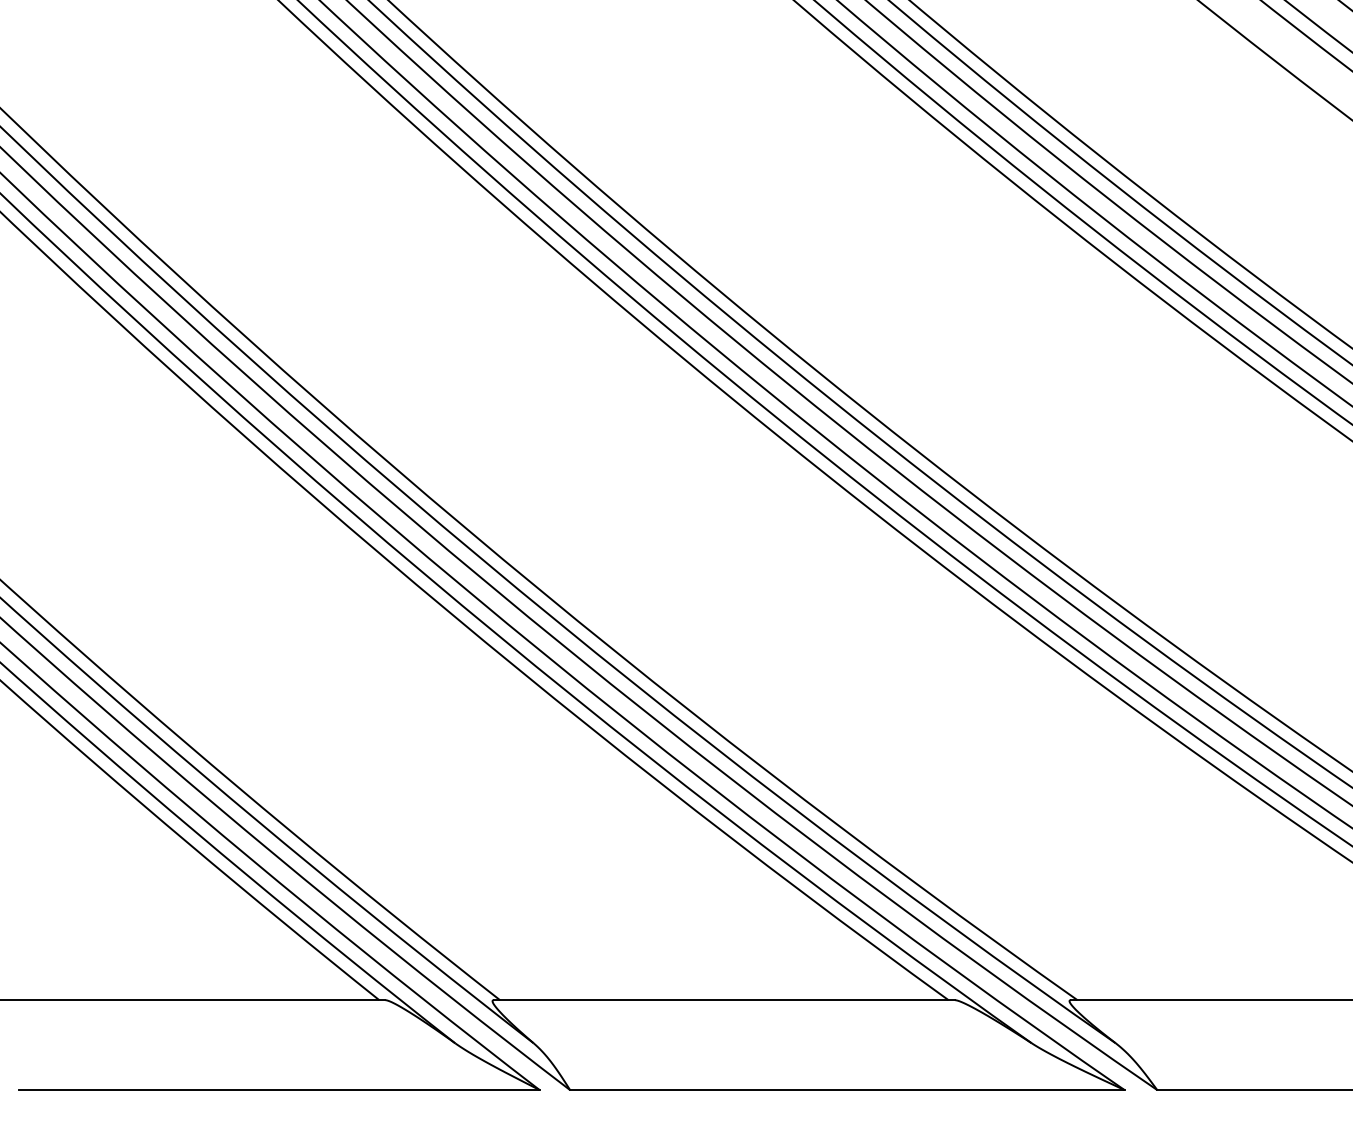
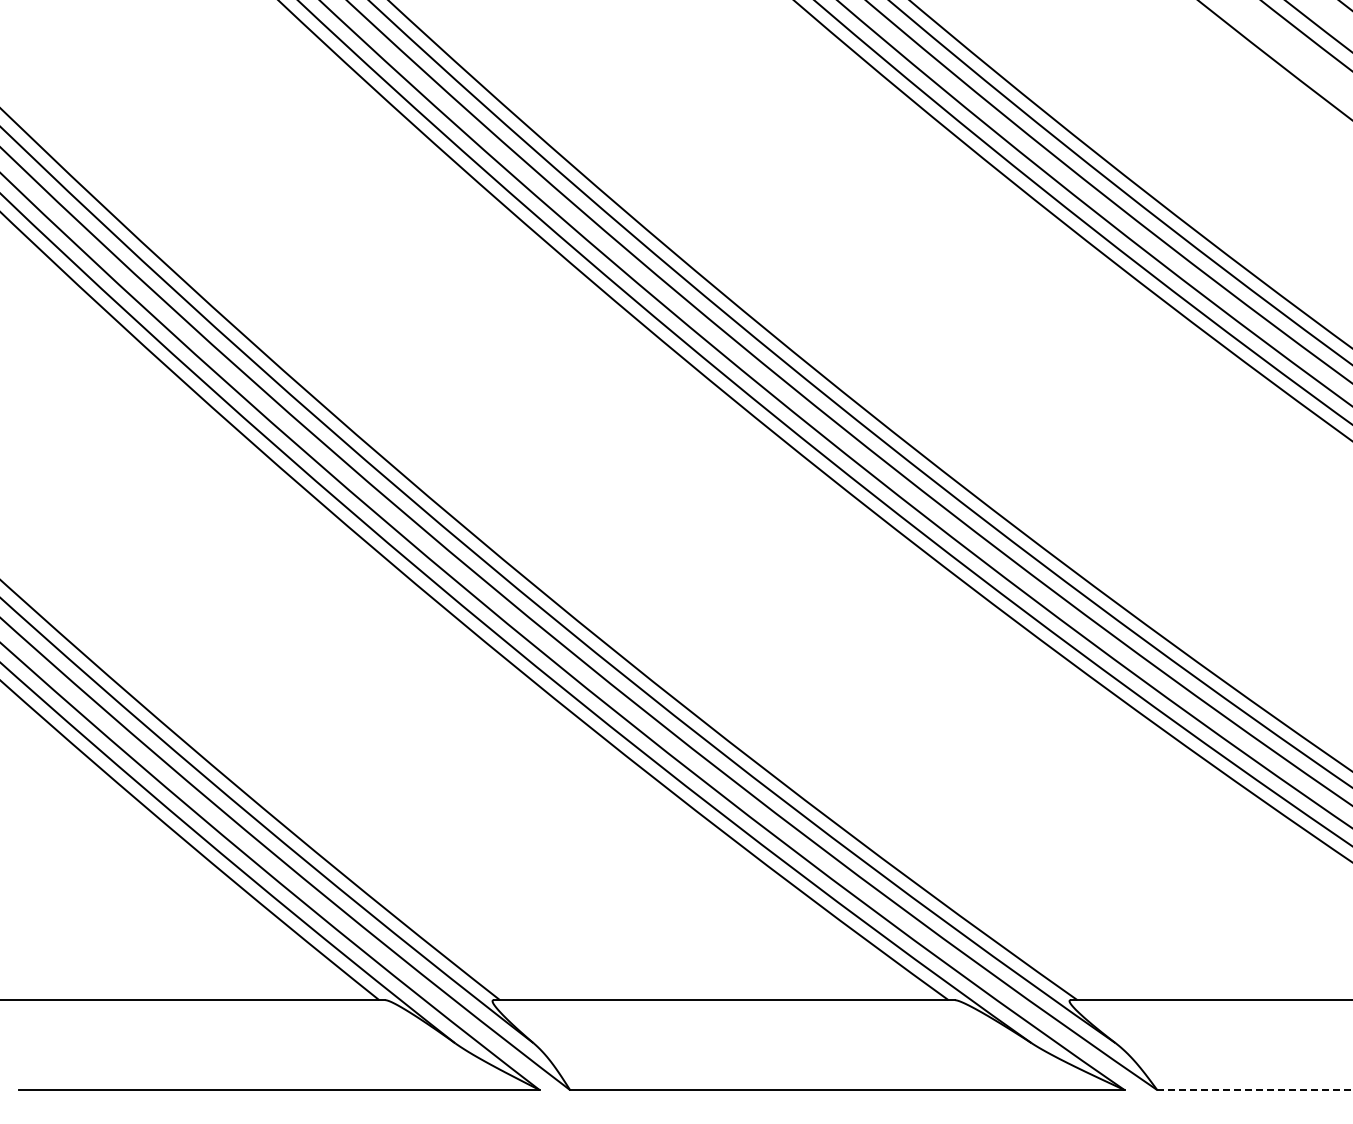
line: solid -> dashed (1255, 1090)
